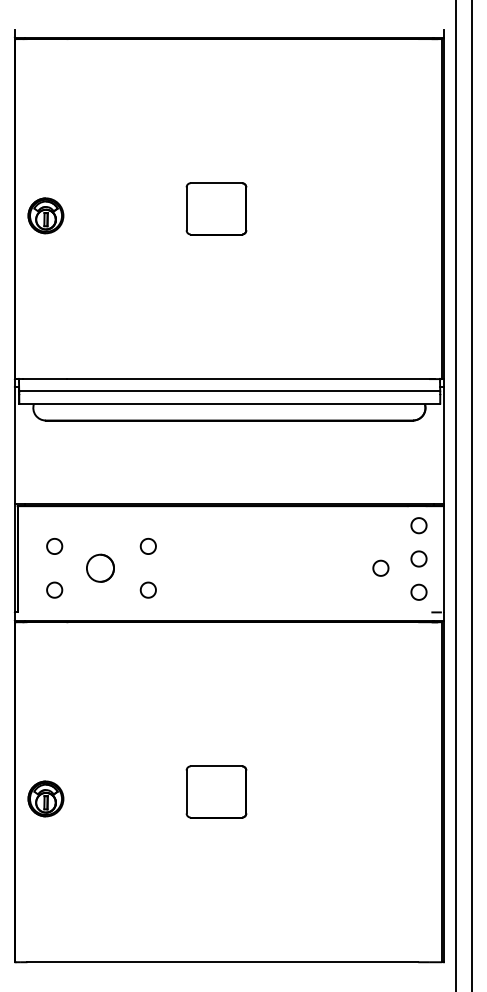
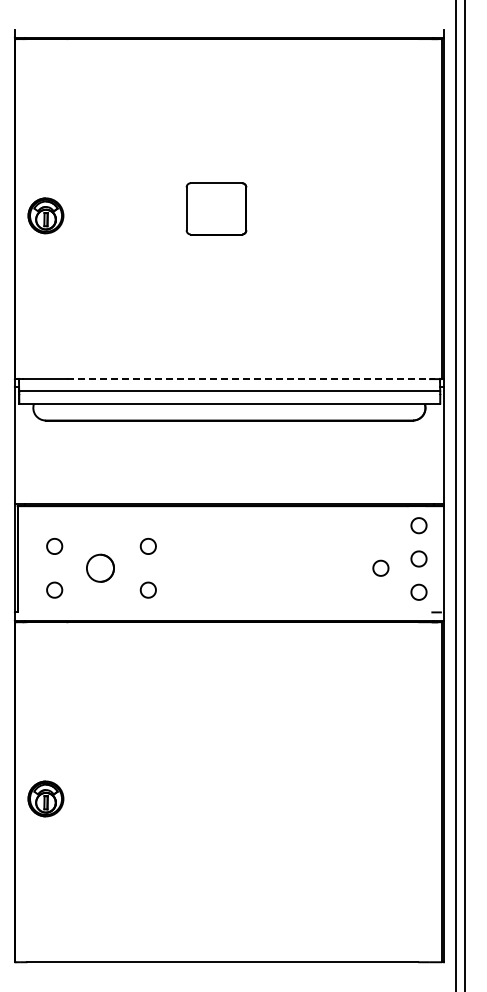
line: solid -> dashed (251, 379)
line position: (472, 495) -> (465, 495) (465, 495)
part: present -> none (216, 791)
